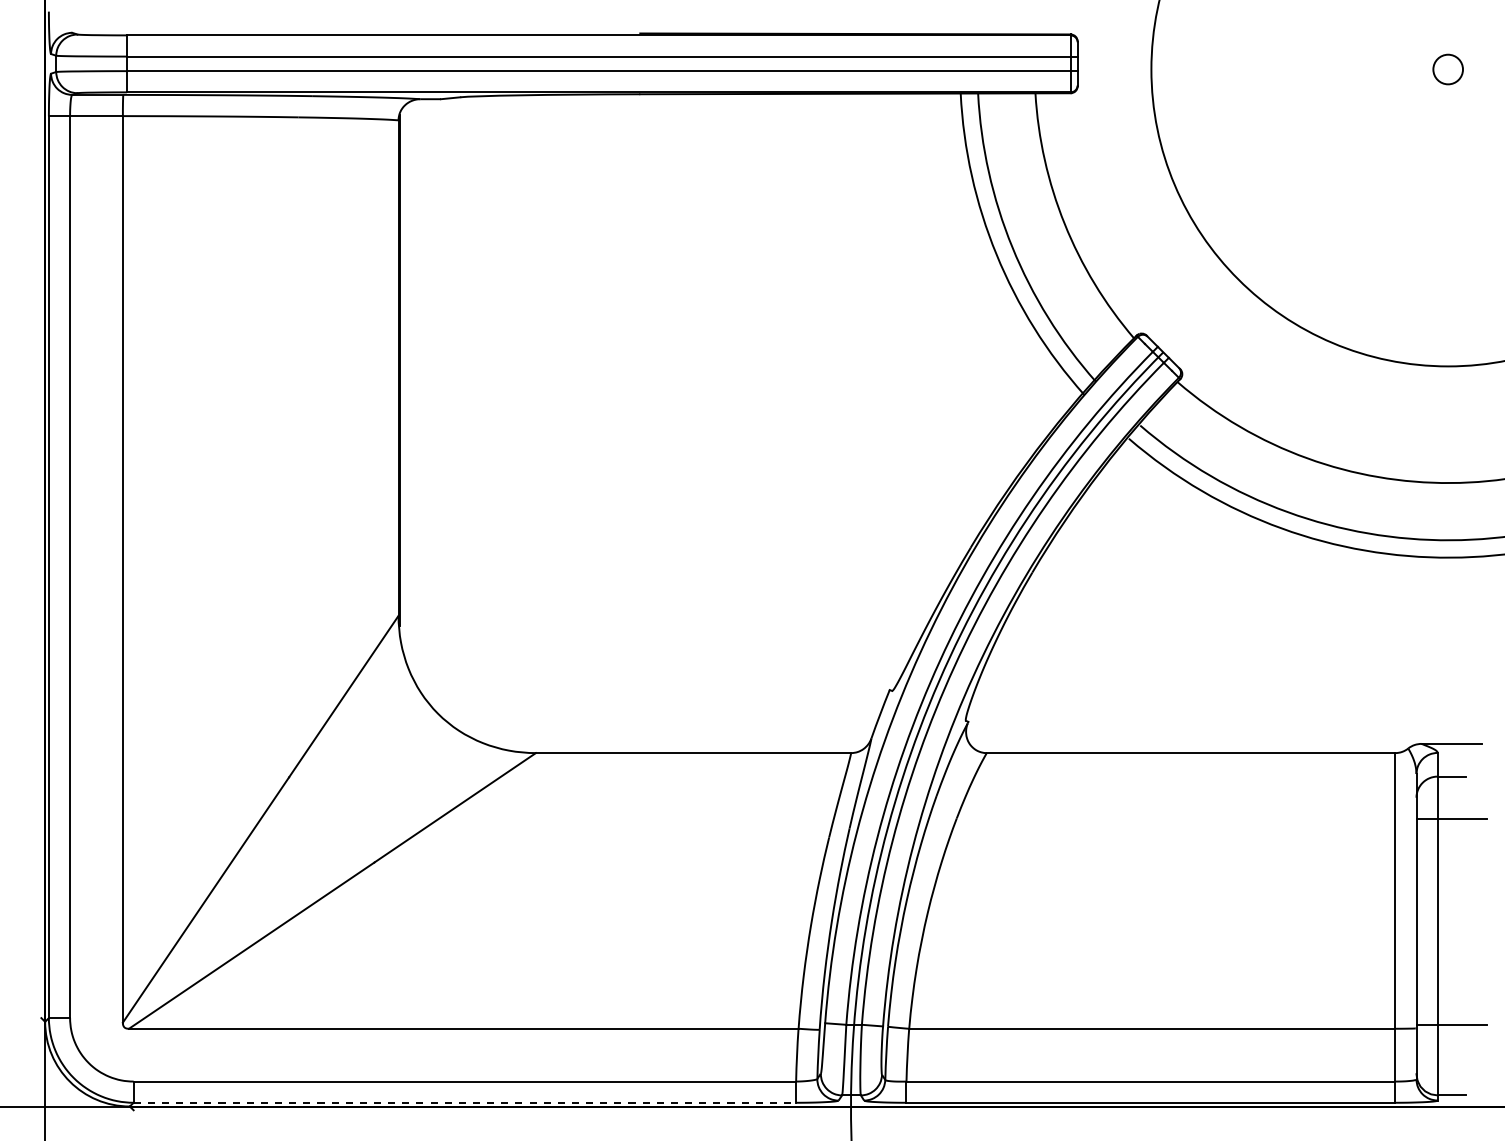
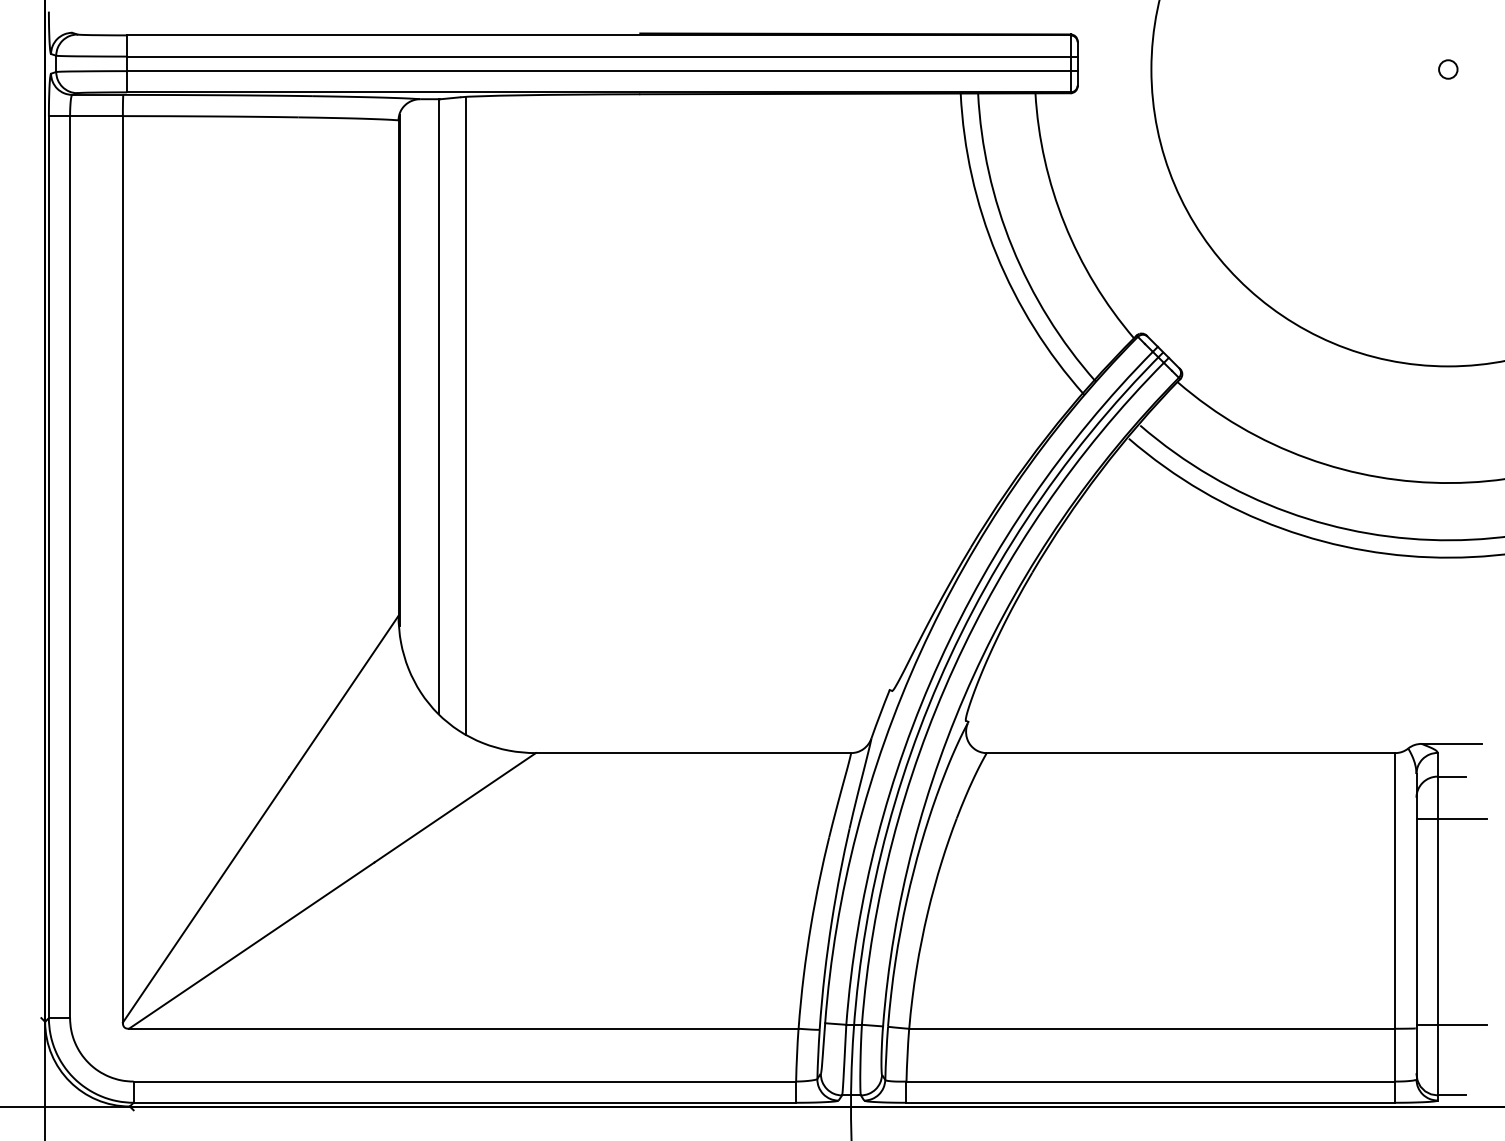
circle size: 32x33 px -> 21x21 px (1448, 69)
line: none -> present (438, 406)
line: none -> present (466, 415)
line: dashed -> solid (465, 1102)
